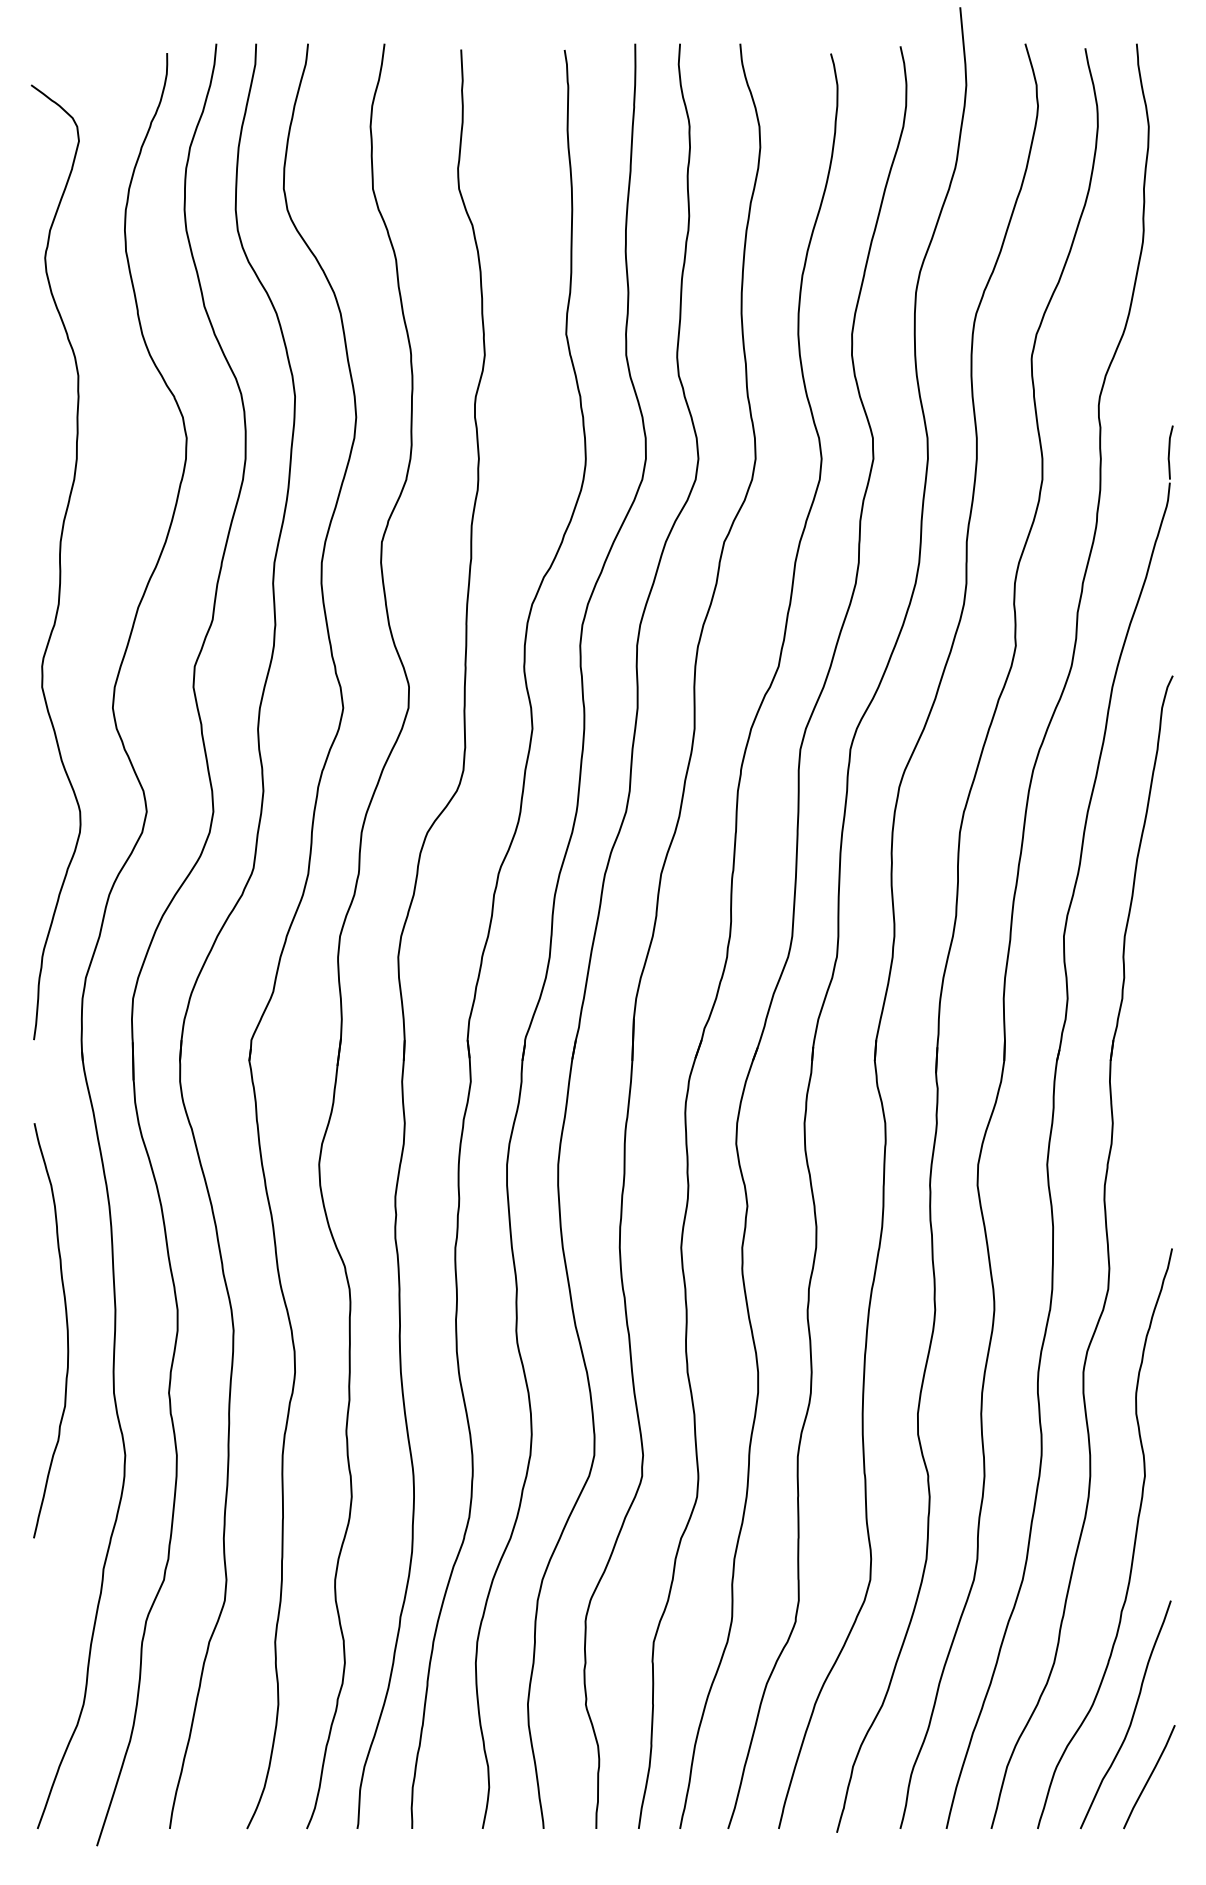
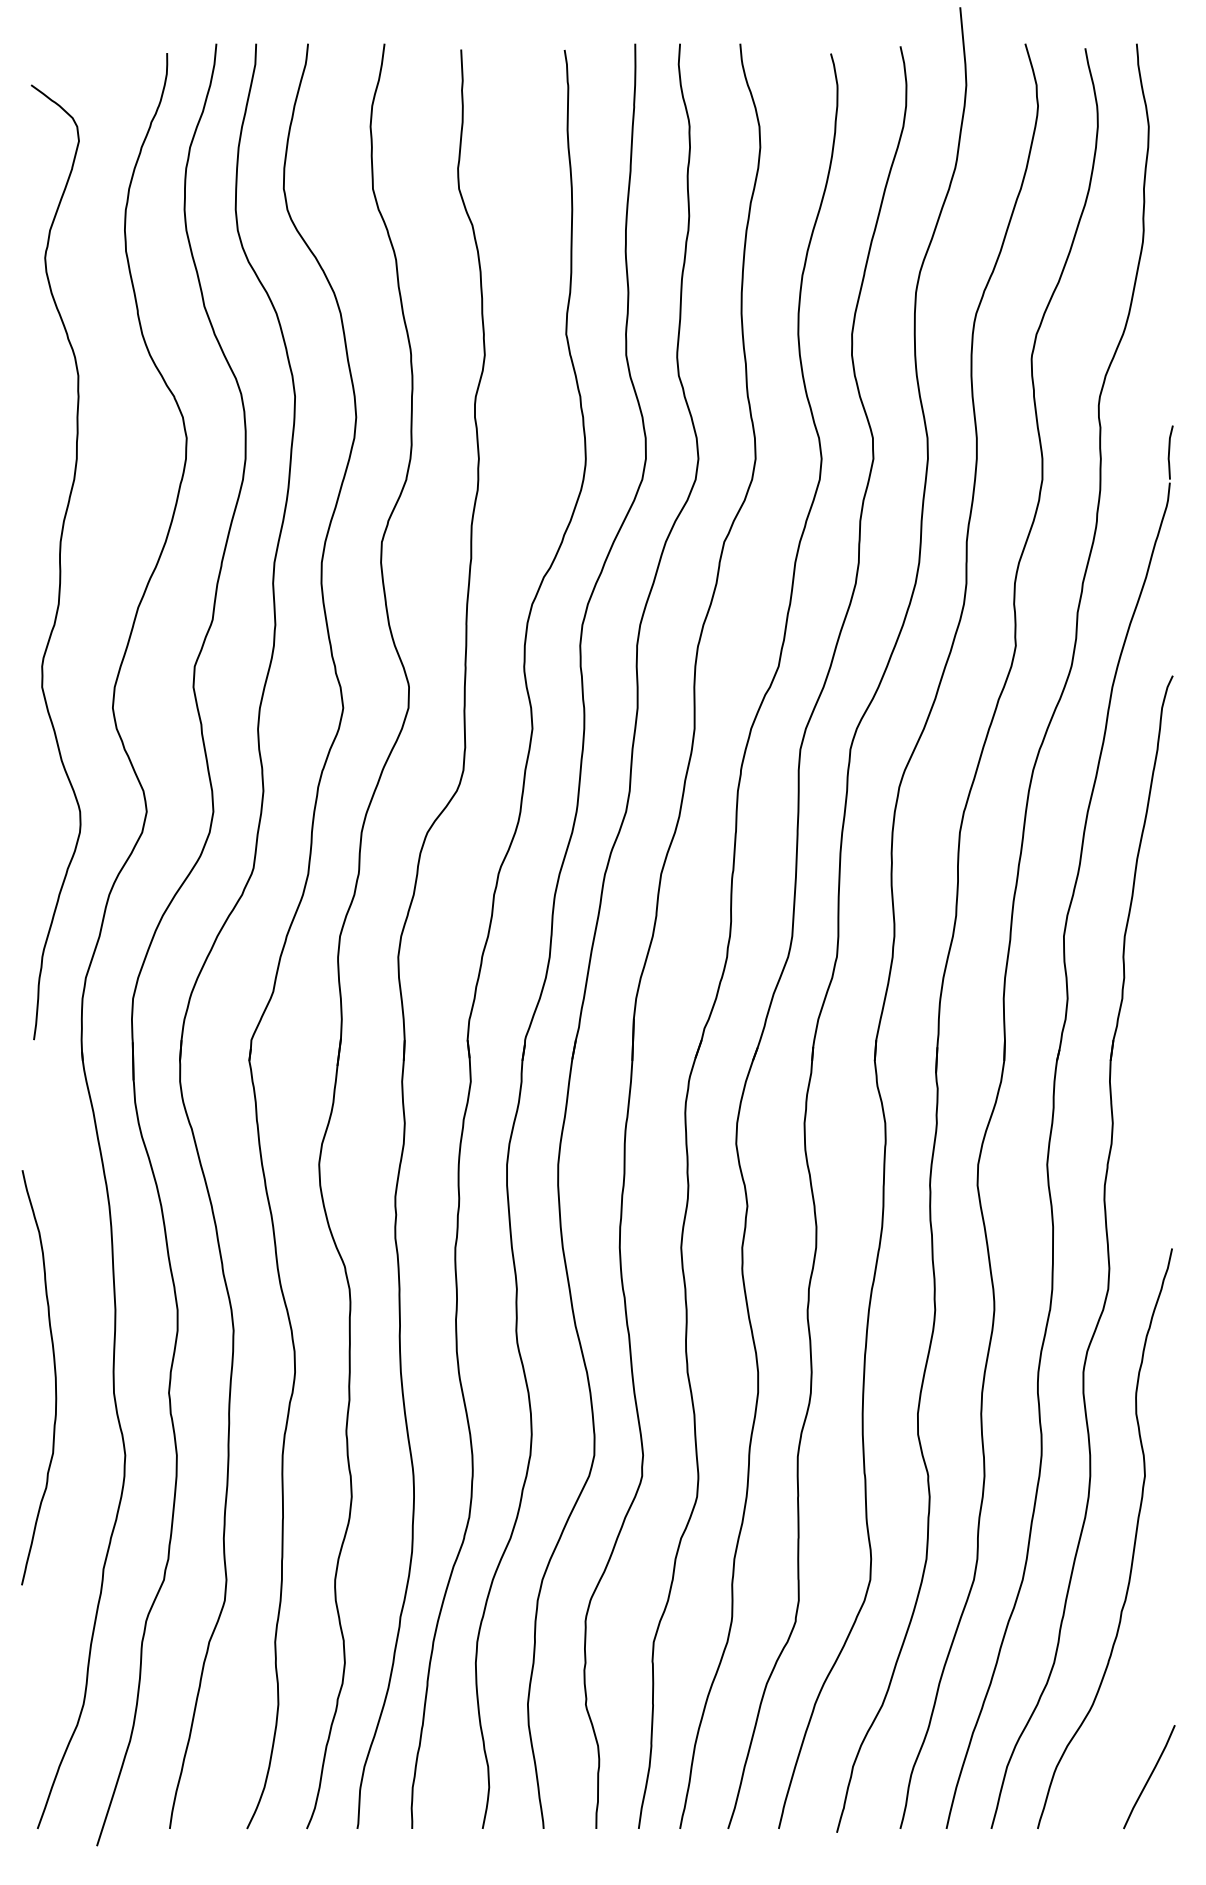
curve position: (66, 1330) -> (54, 1377) (54, 1377)
curve: present -> none (1131, 1717)
